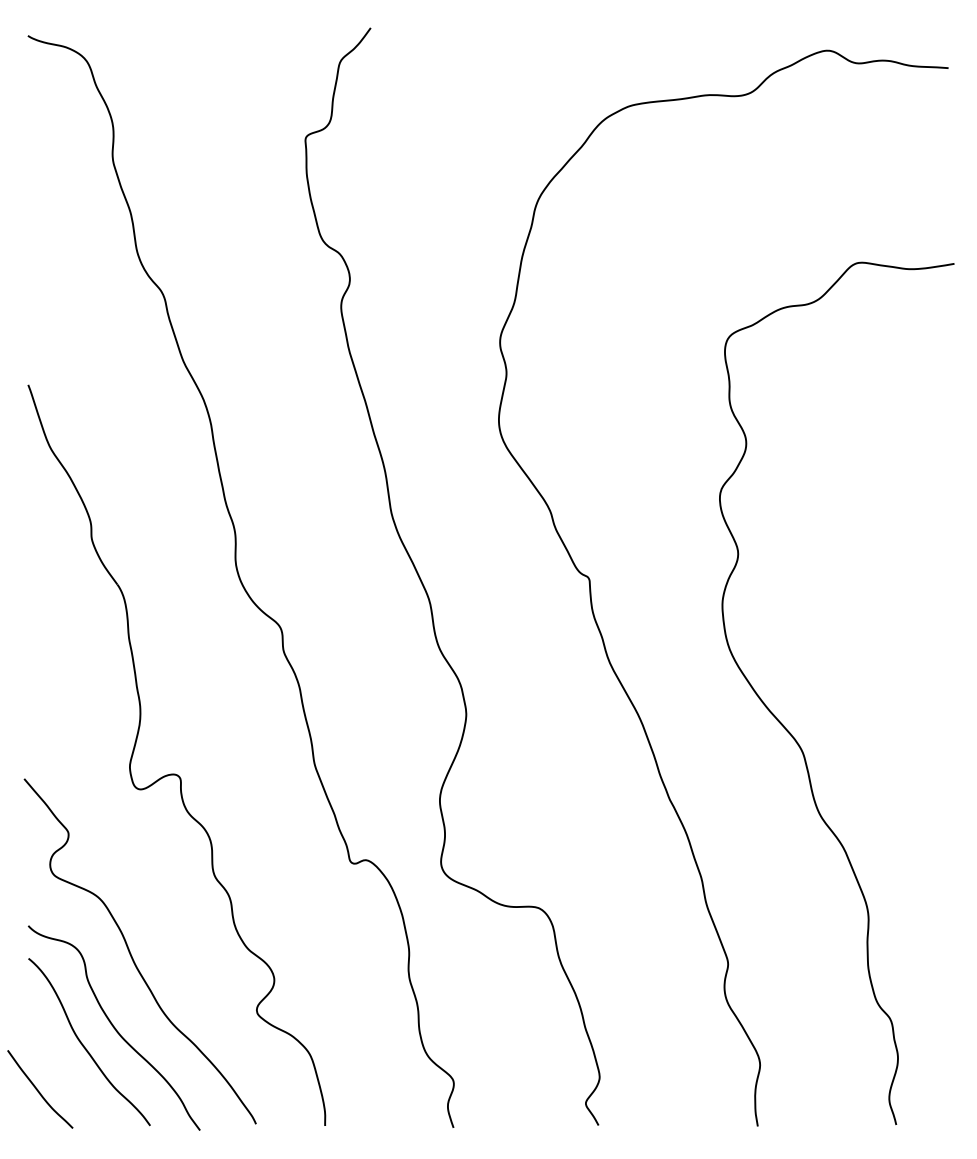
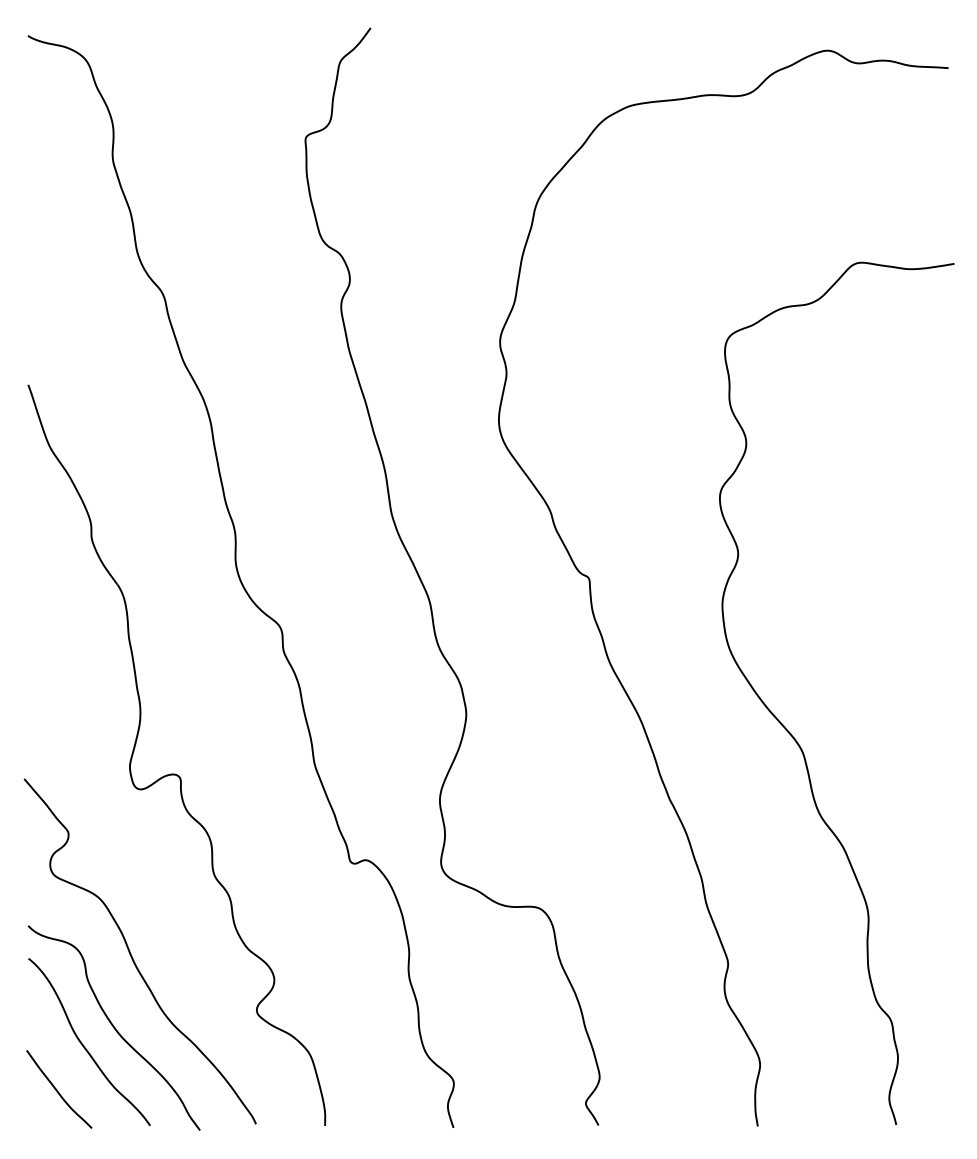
curve position: (38, 1089) -> (57, 1089) (57, 1089)
